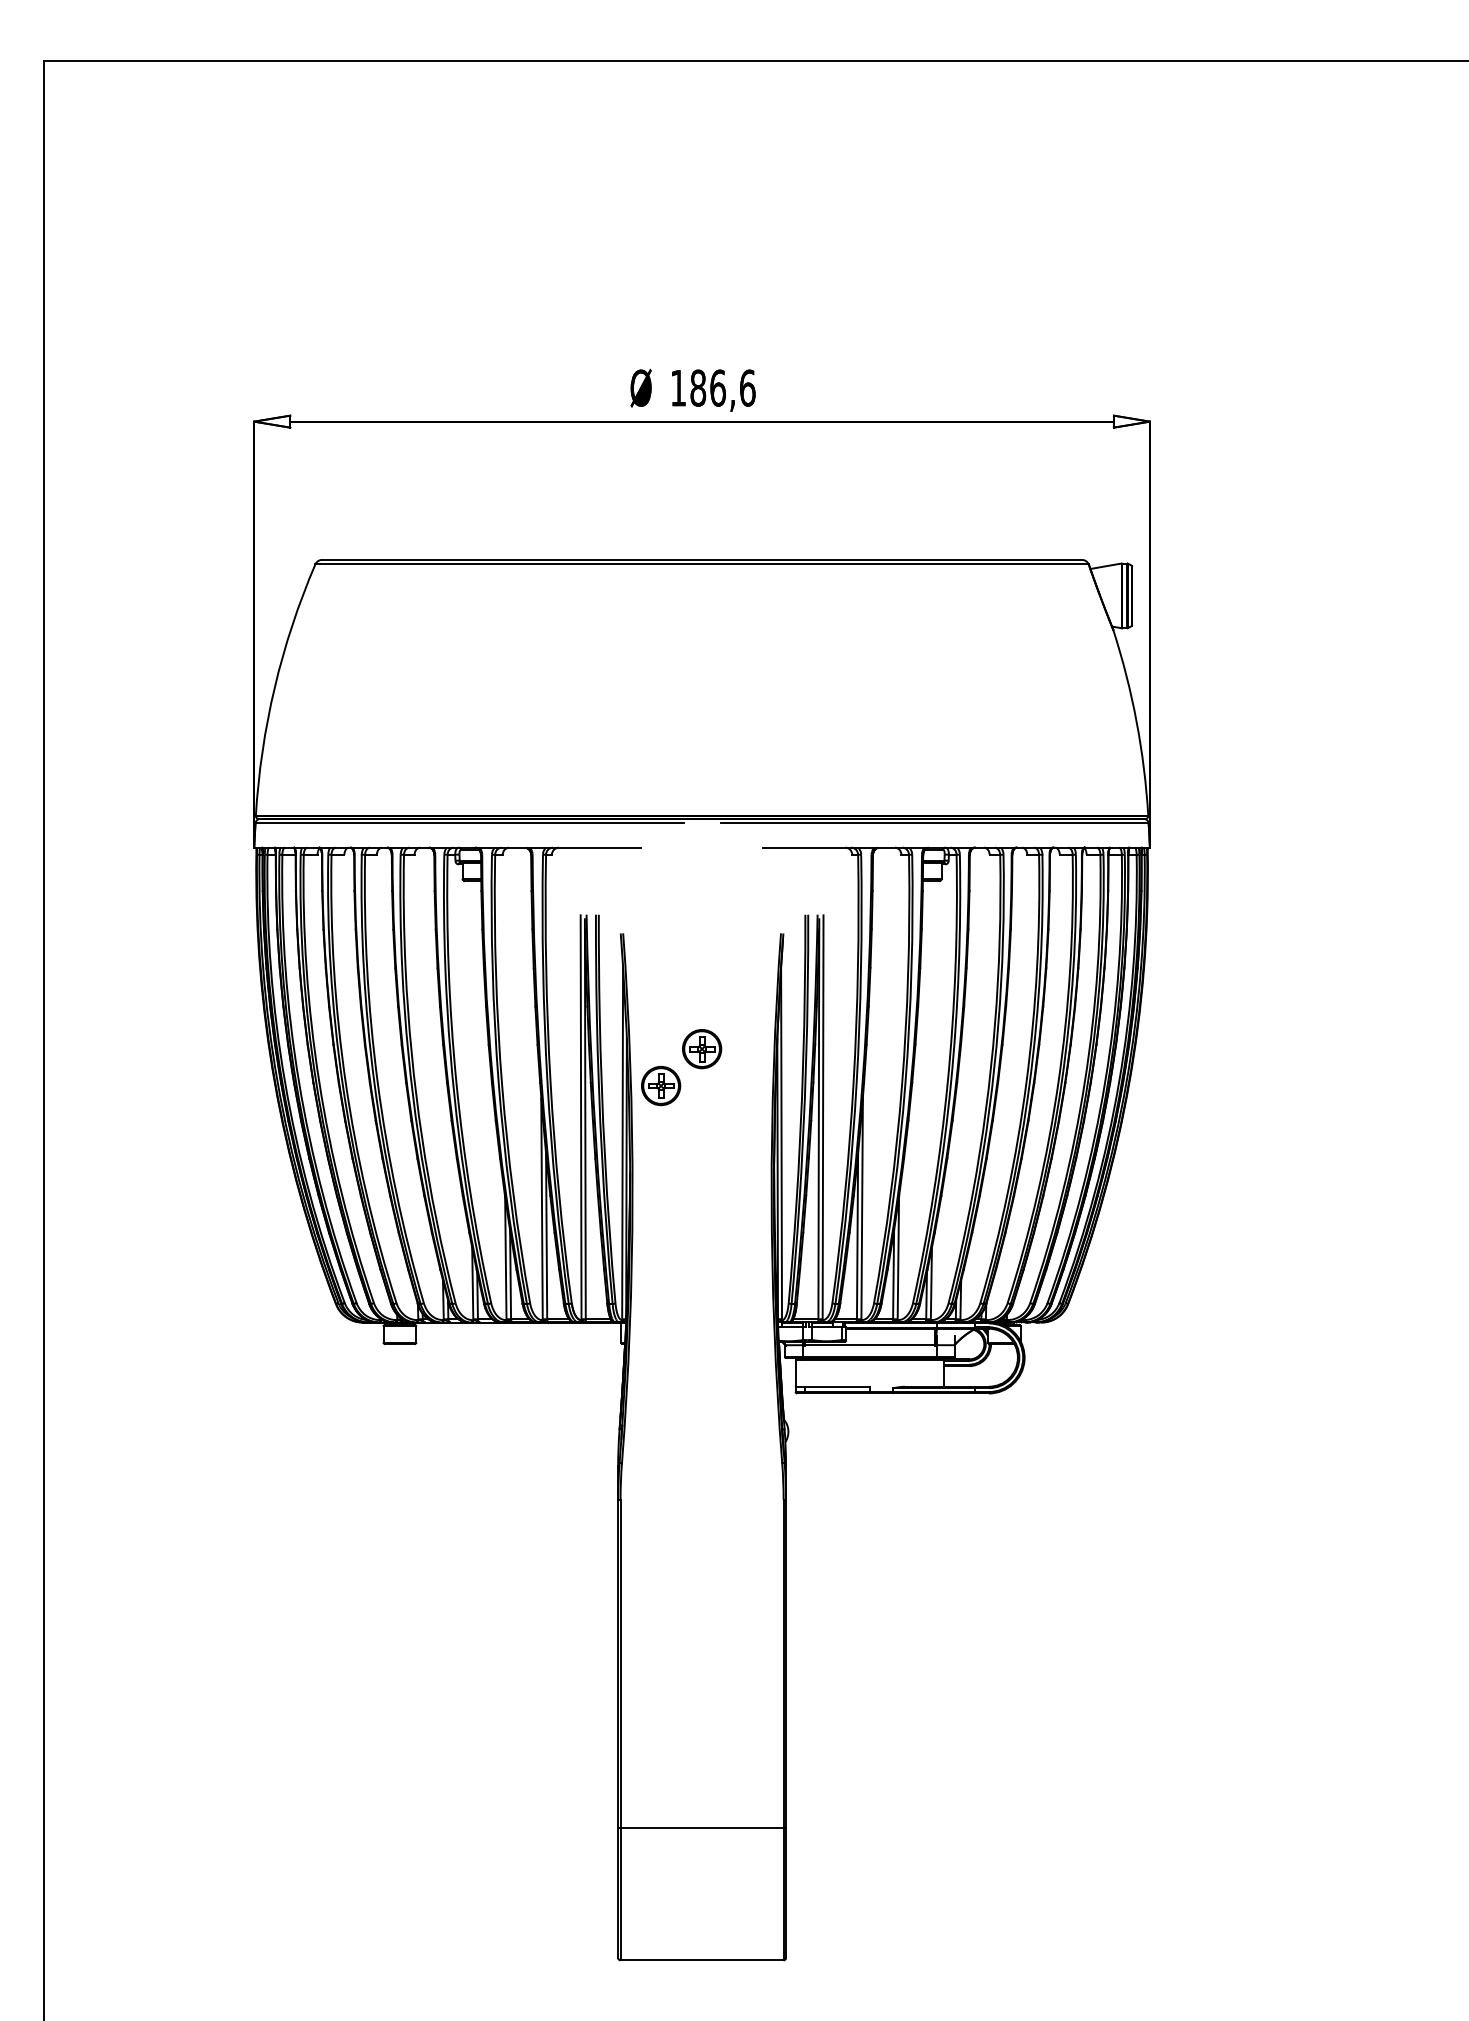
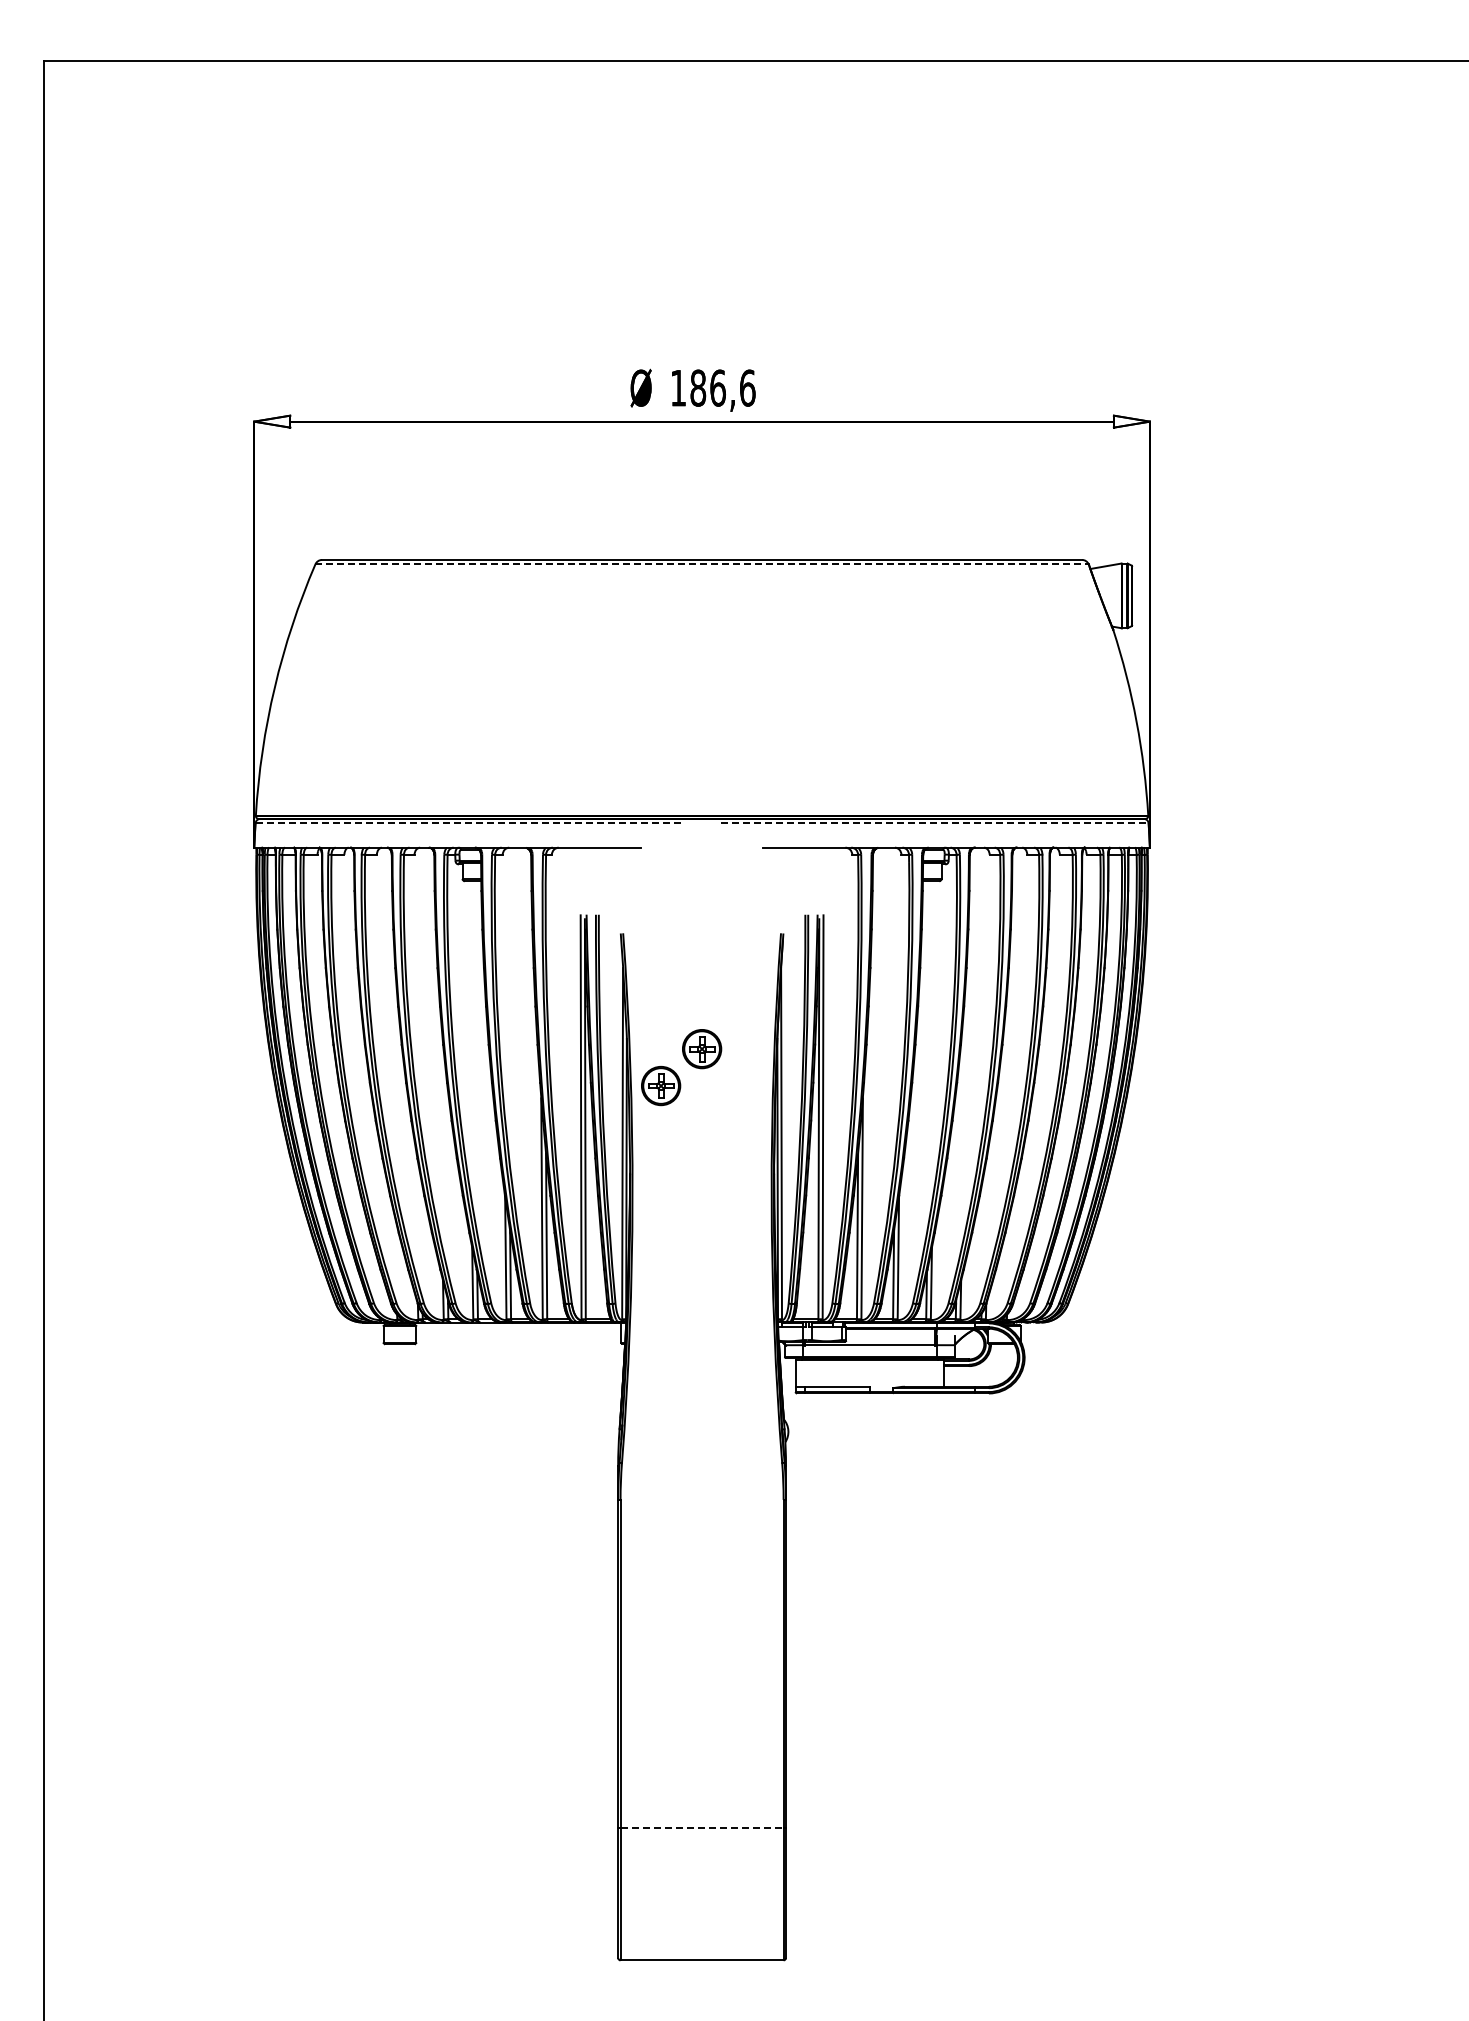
line: solid -> dashed (702, 564)
line: solid -> dashed (470, 823)
line: solid -> dashed (935, 823)
line: solid -> dashed (702, 1828)
